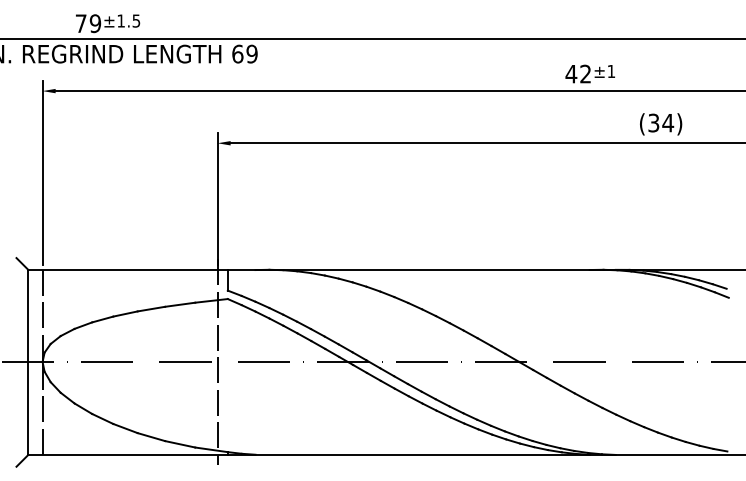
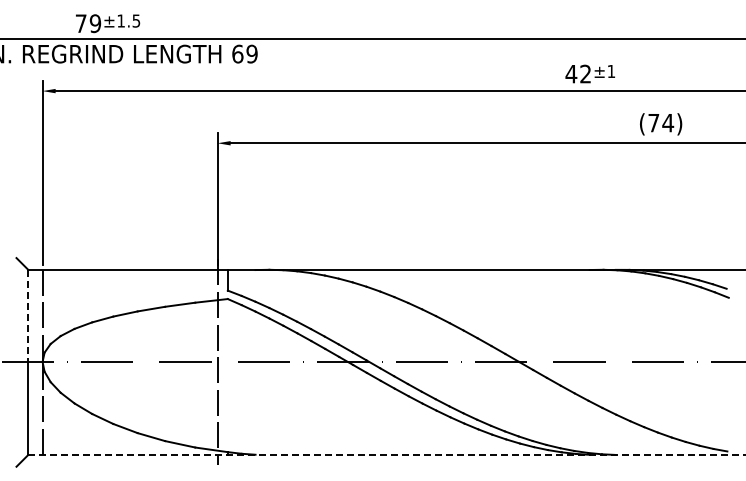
text: (34) -> (74) (653, 122)
line: solid -> dashed (28, 316)
line: solid -> dashed (387, 455)
